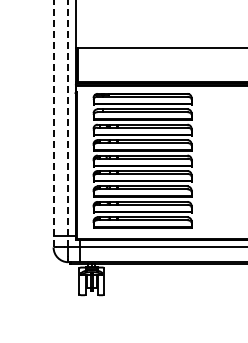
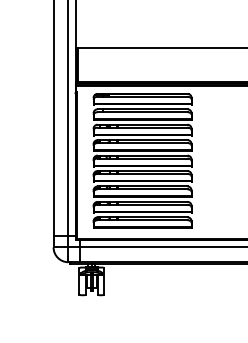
line: dashed -> solid (53, 123)
line: dashed -> solid (68, 123)
